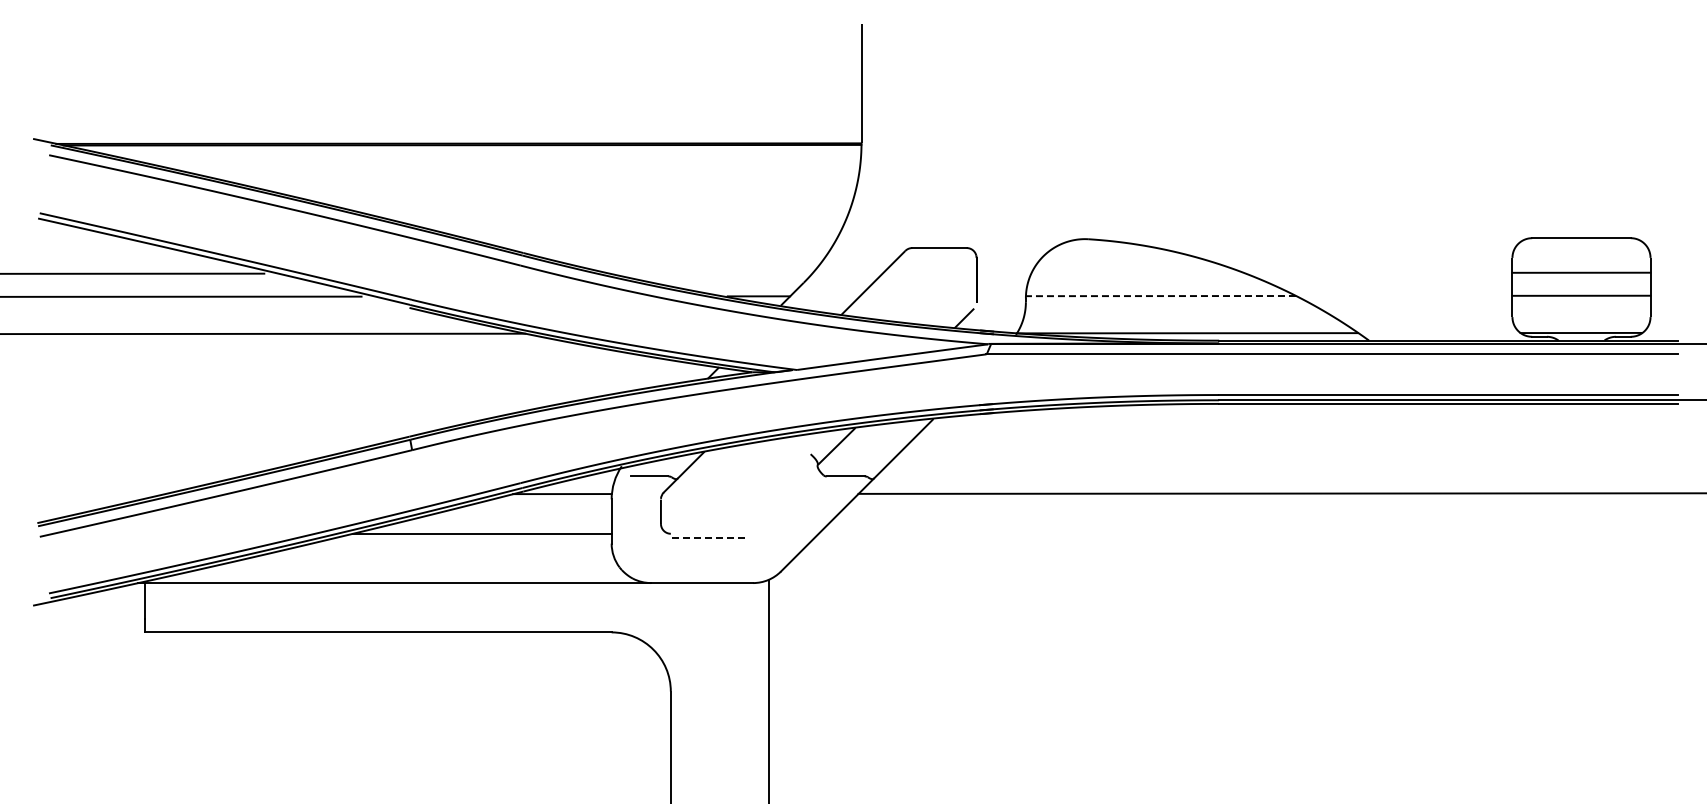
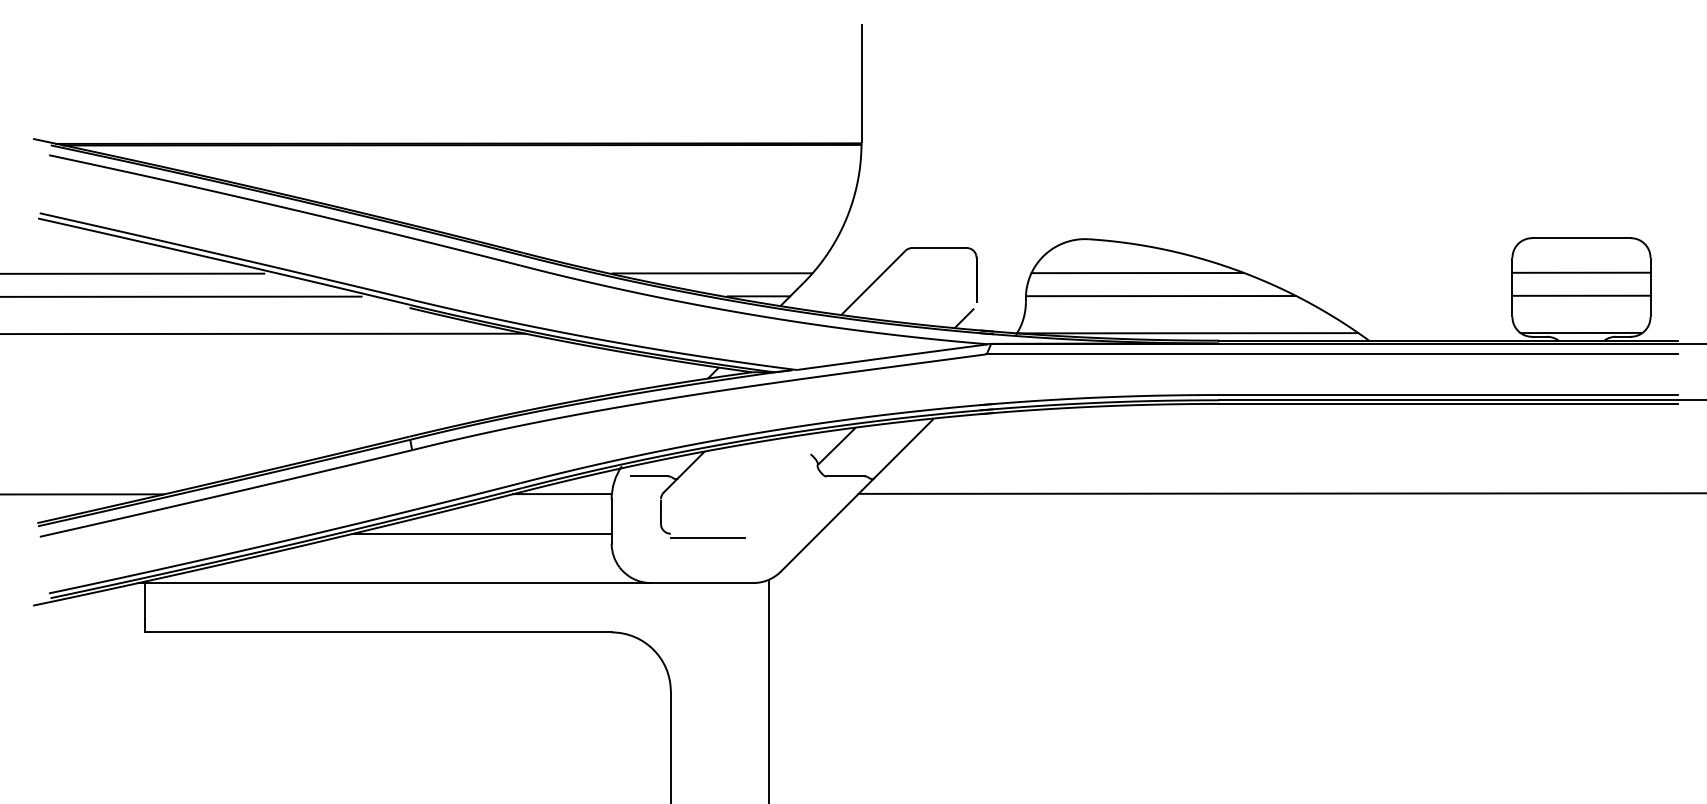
line: none -> present (712, 273)
line: none -> present (1137, 273)
line: dashed -> solid (1161, 296)
line: none -> present (82, 494)
line: dashed -> solid (707, 537)
